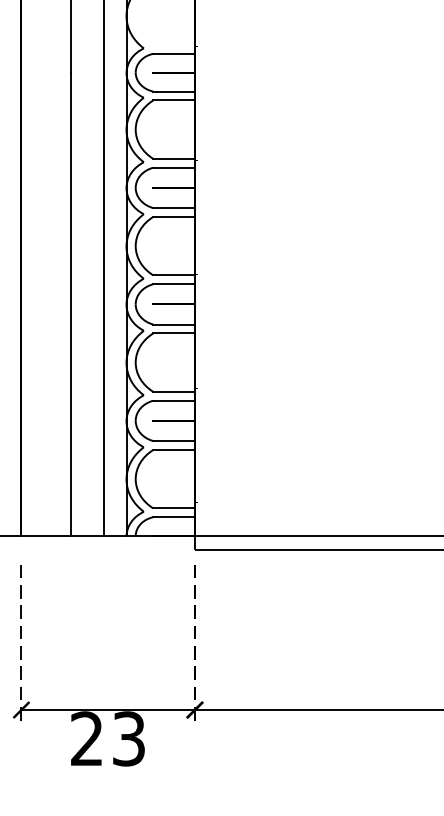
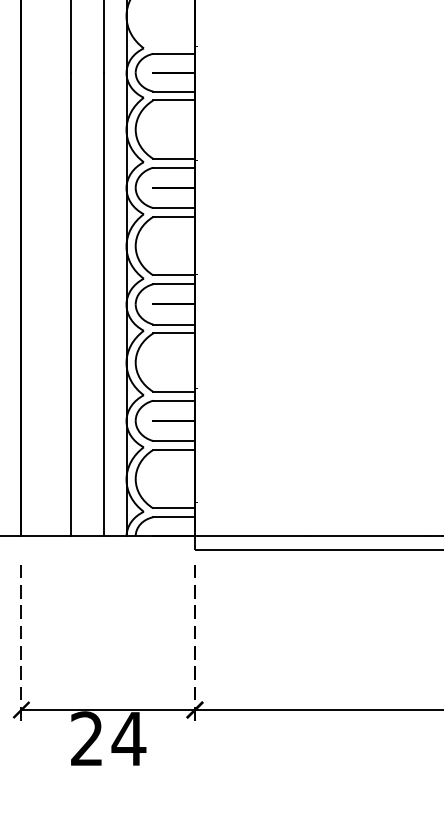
text: 23 -> 24 (128, 738)
